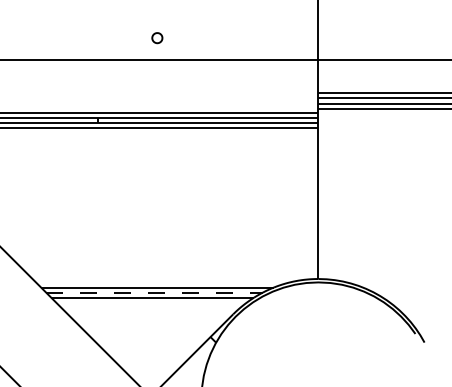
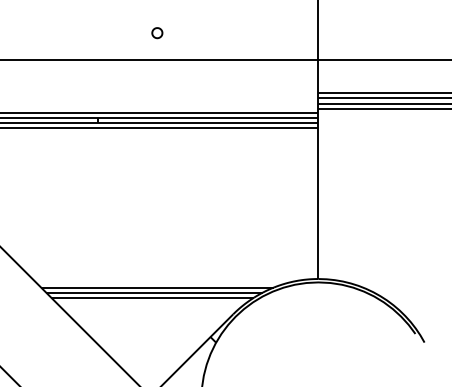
part position: (157, 38) -> (157, 33) (157, 33)
line: dashed -> solid (155, 292)
